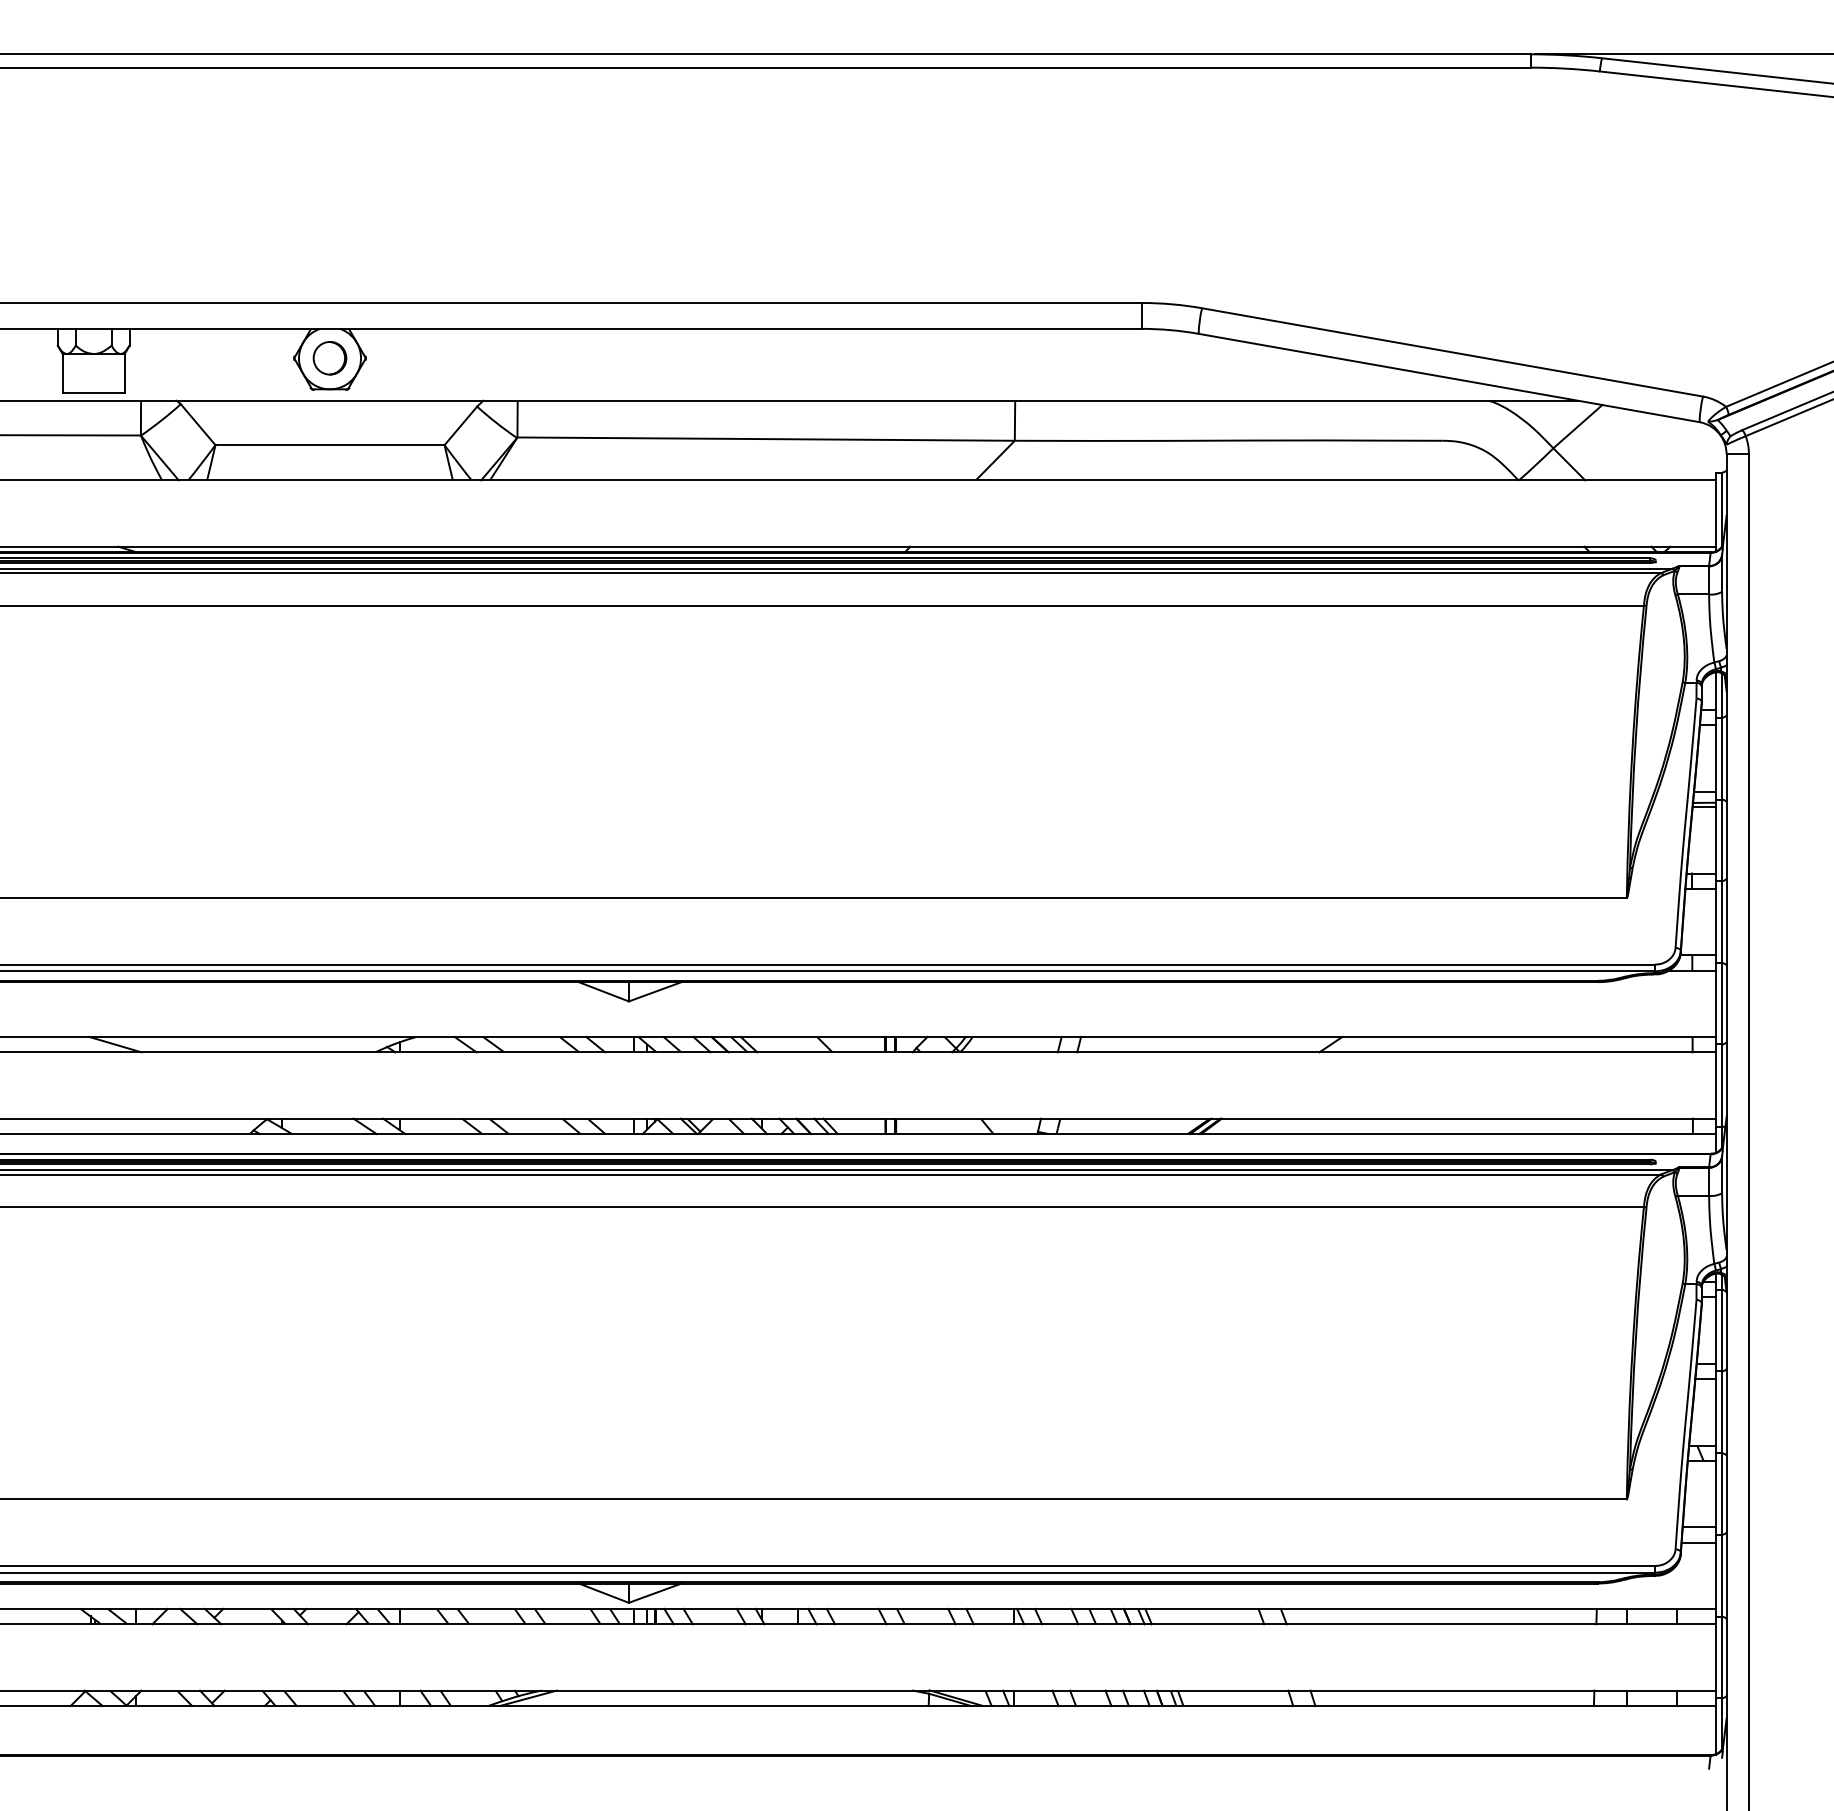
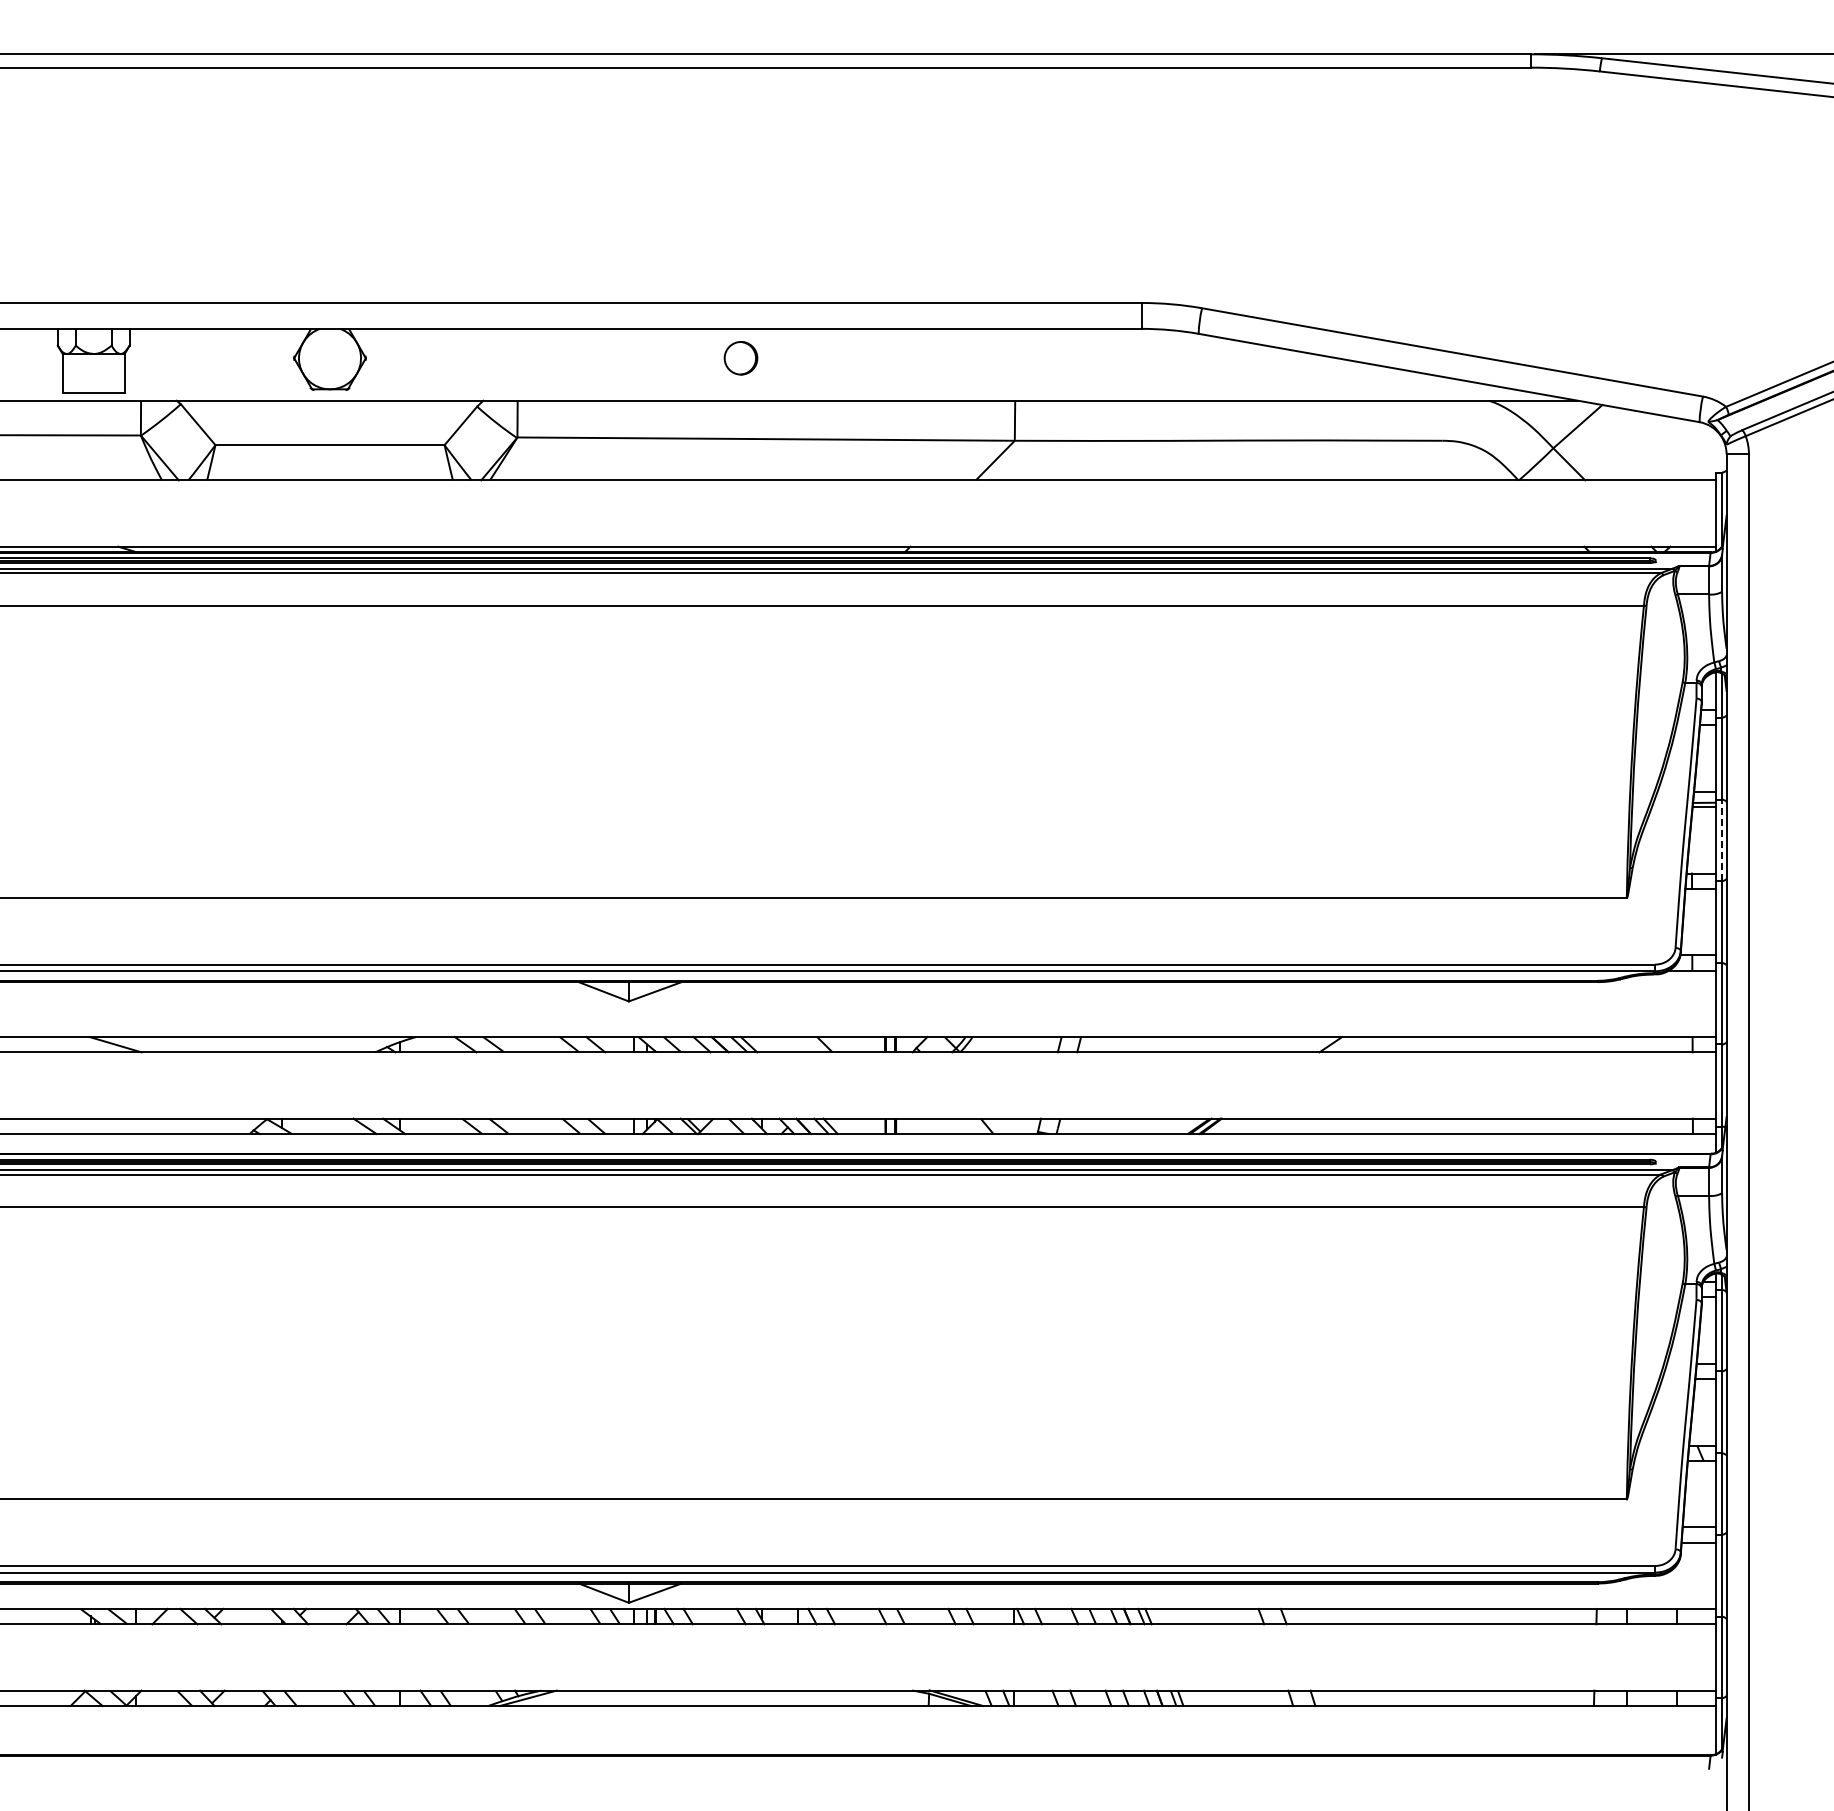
part position: (329, 358) -> (740, 358) (740, 358)
line: solid -> dashed (1722, 840)
